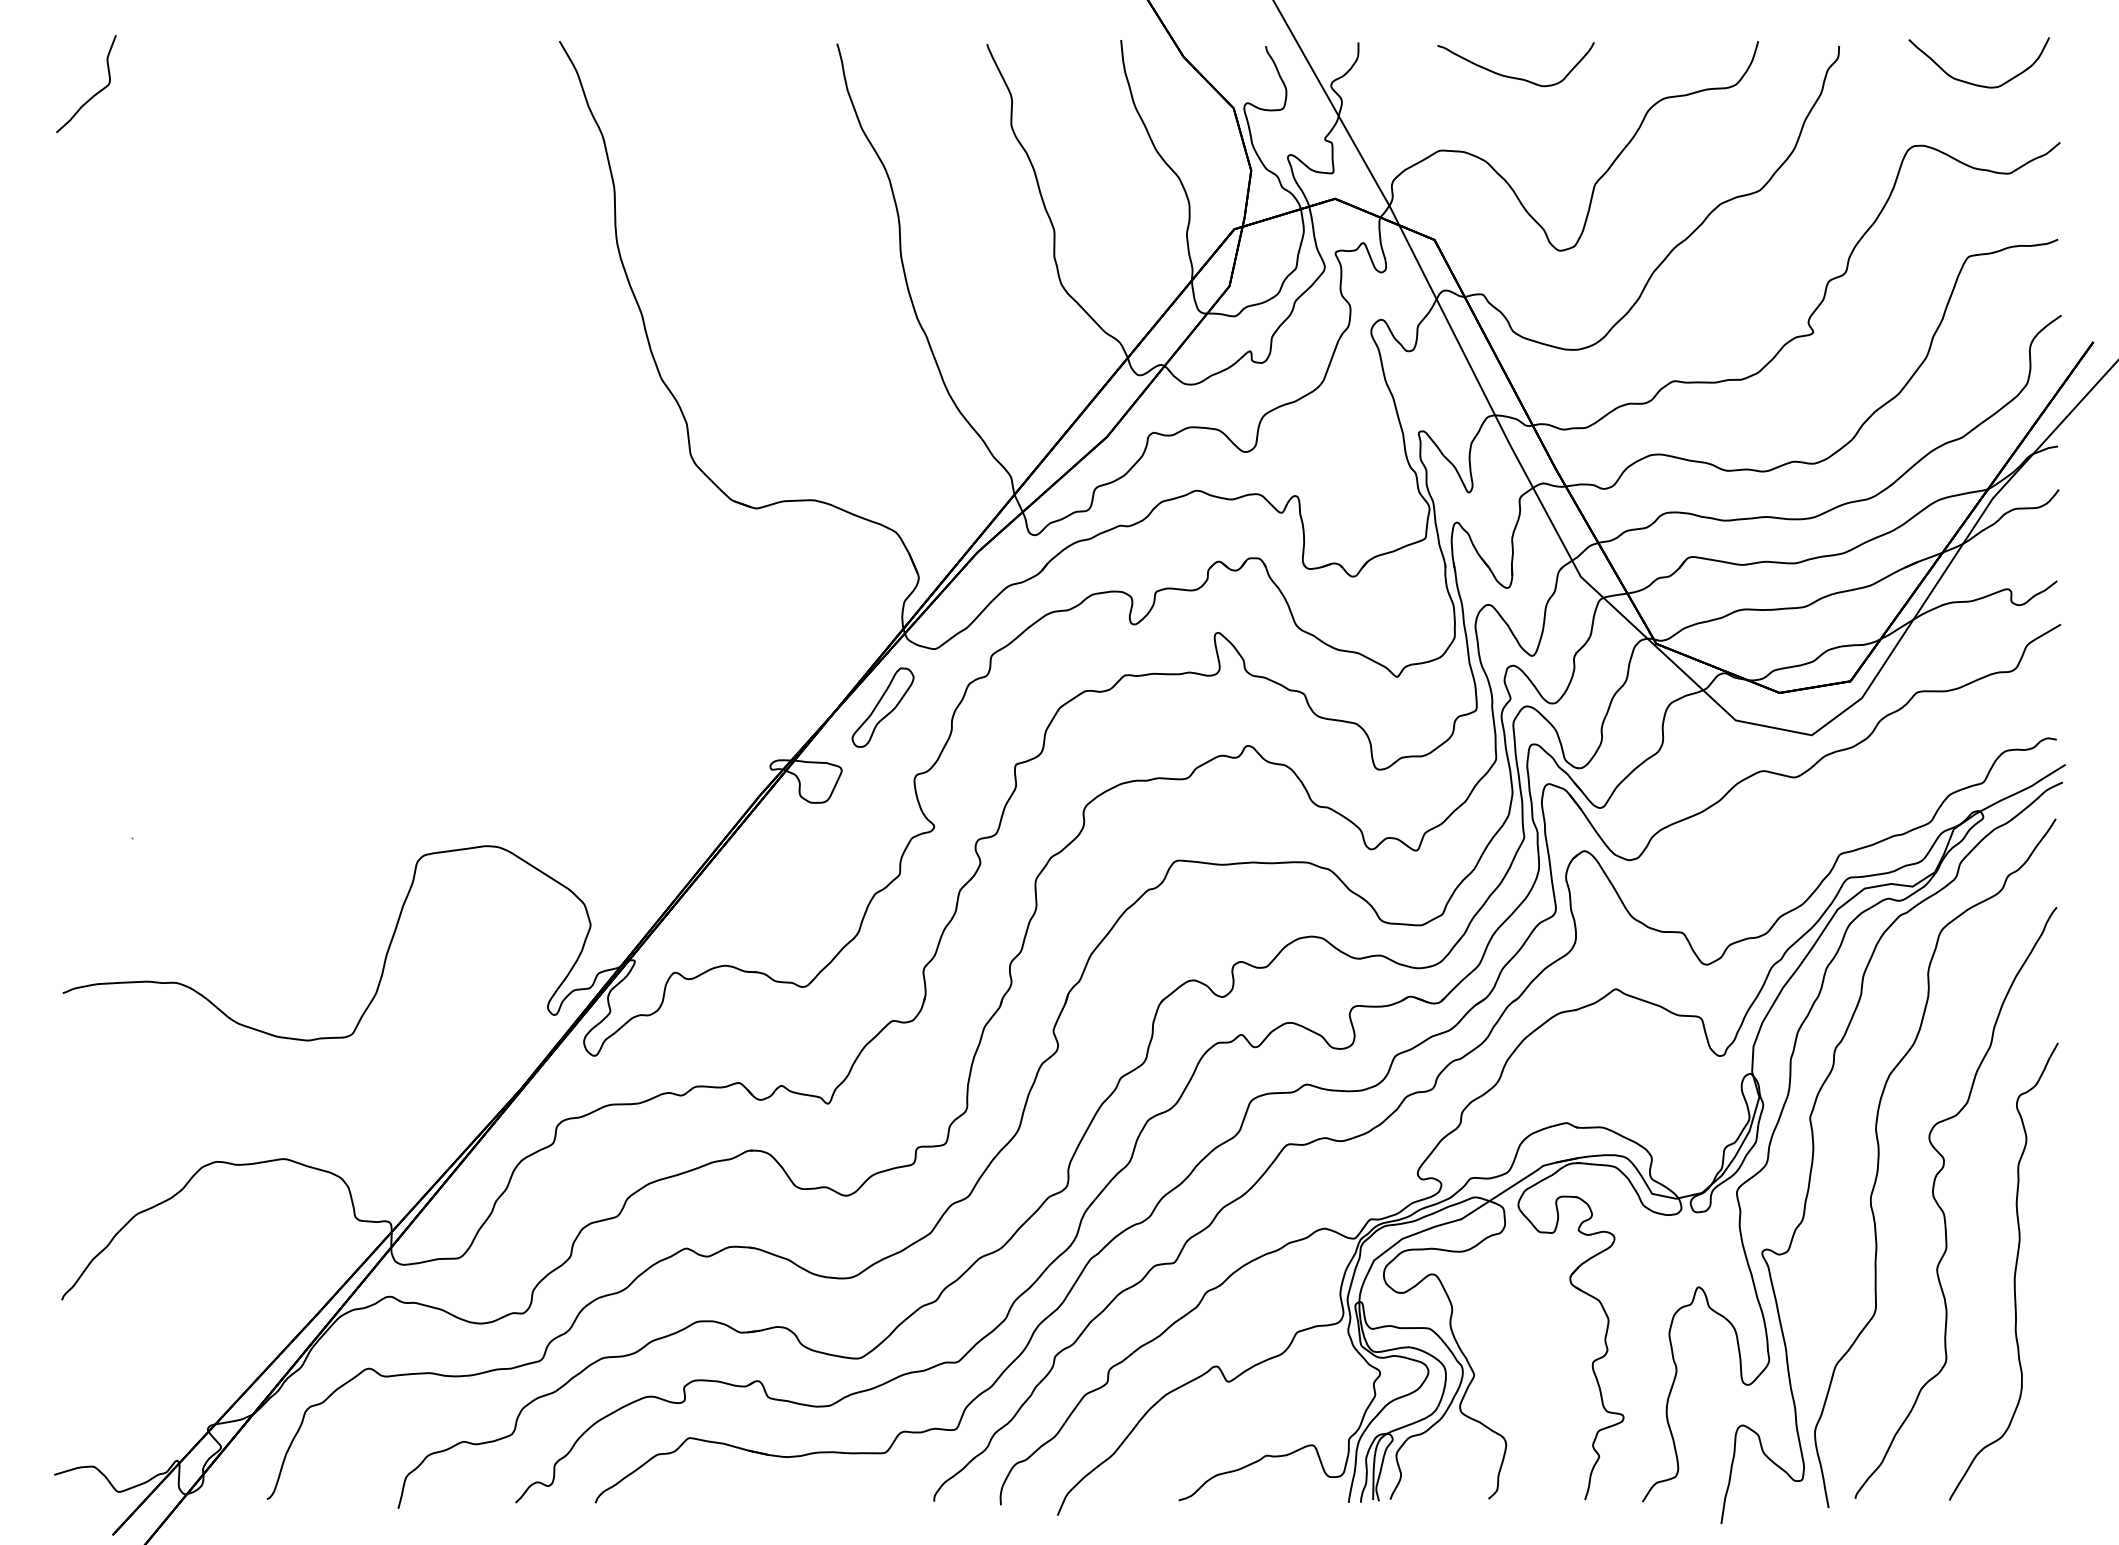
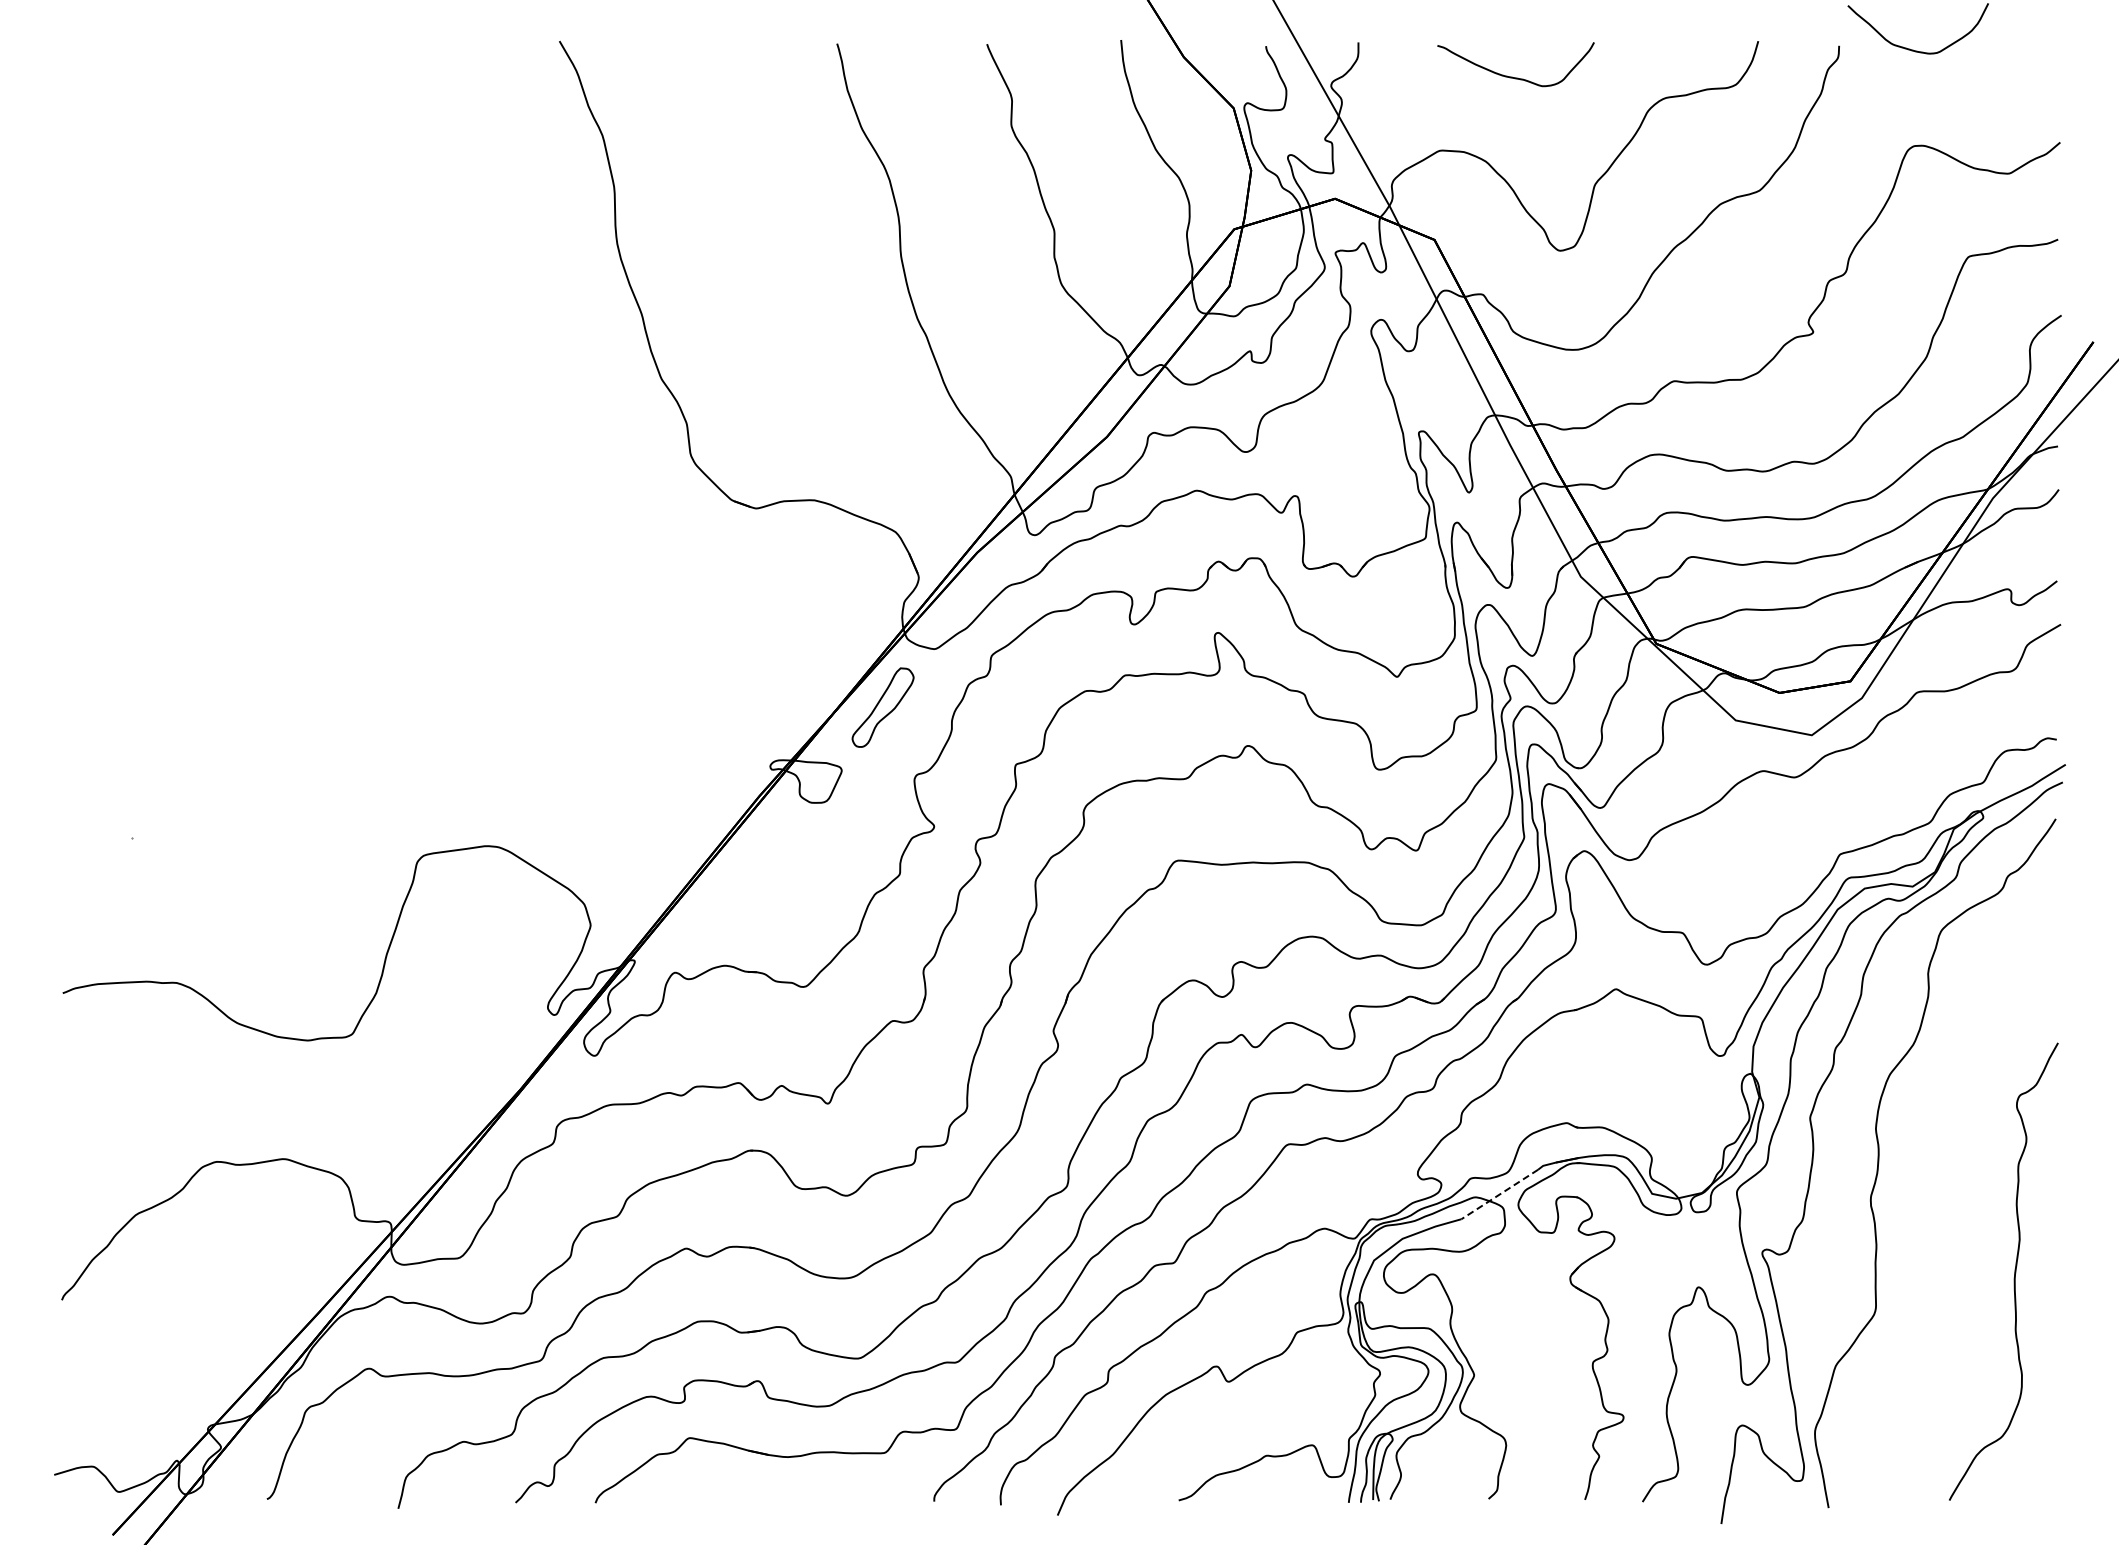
curve position: (1974, 83) -> (1913, 49) (1913, 49)
curve: present -> none (95, 93)
line: solid -> dashed (1499, 1194)
curve: present -> none (1943, 1210)
